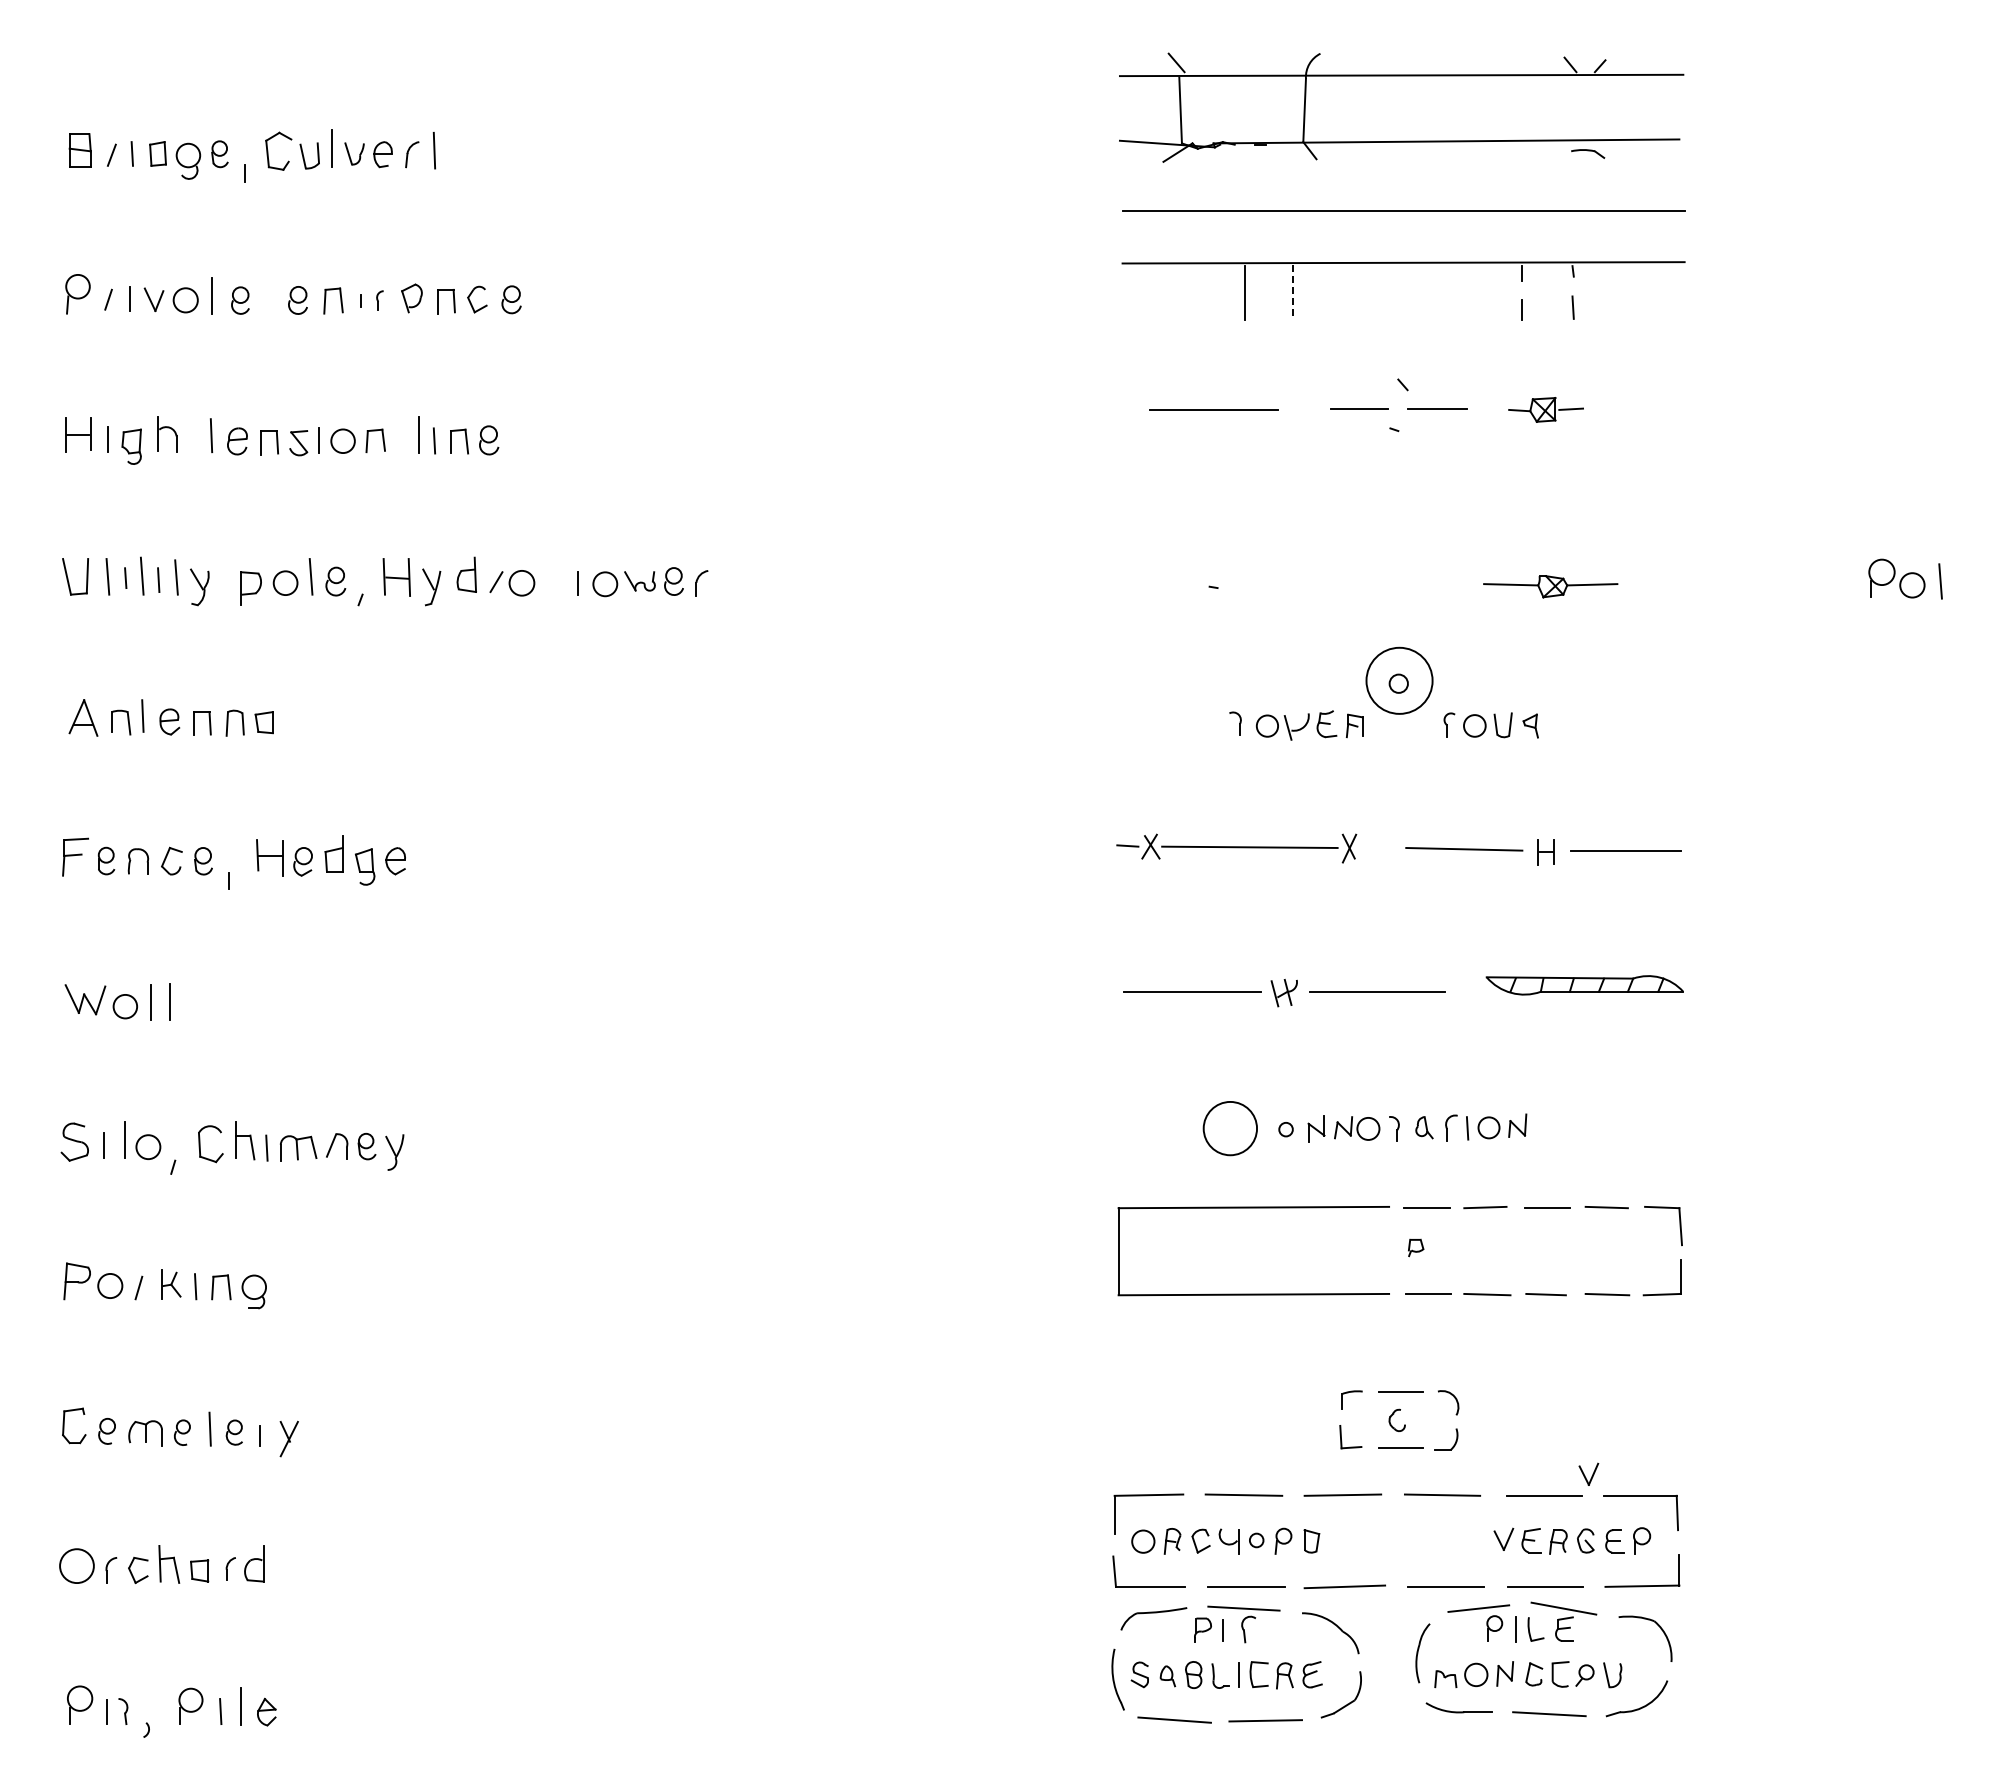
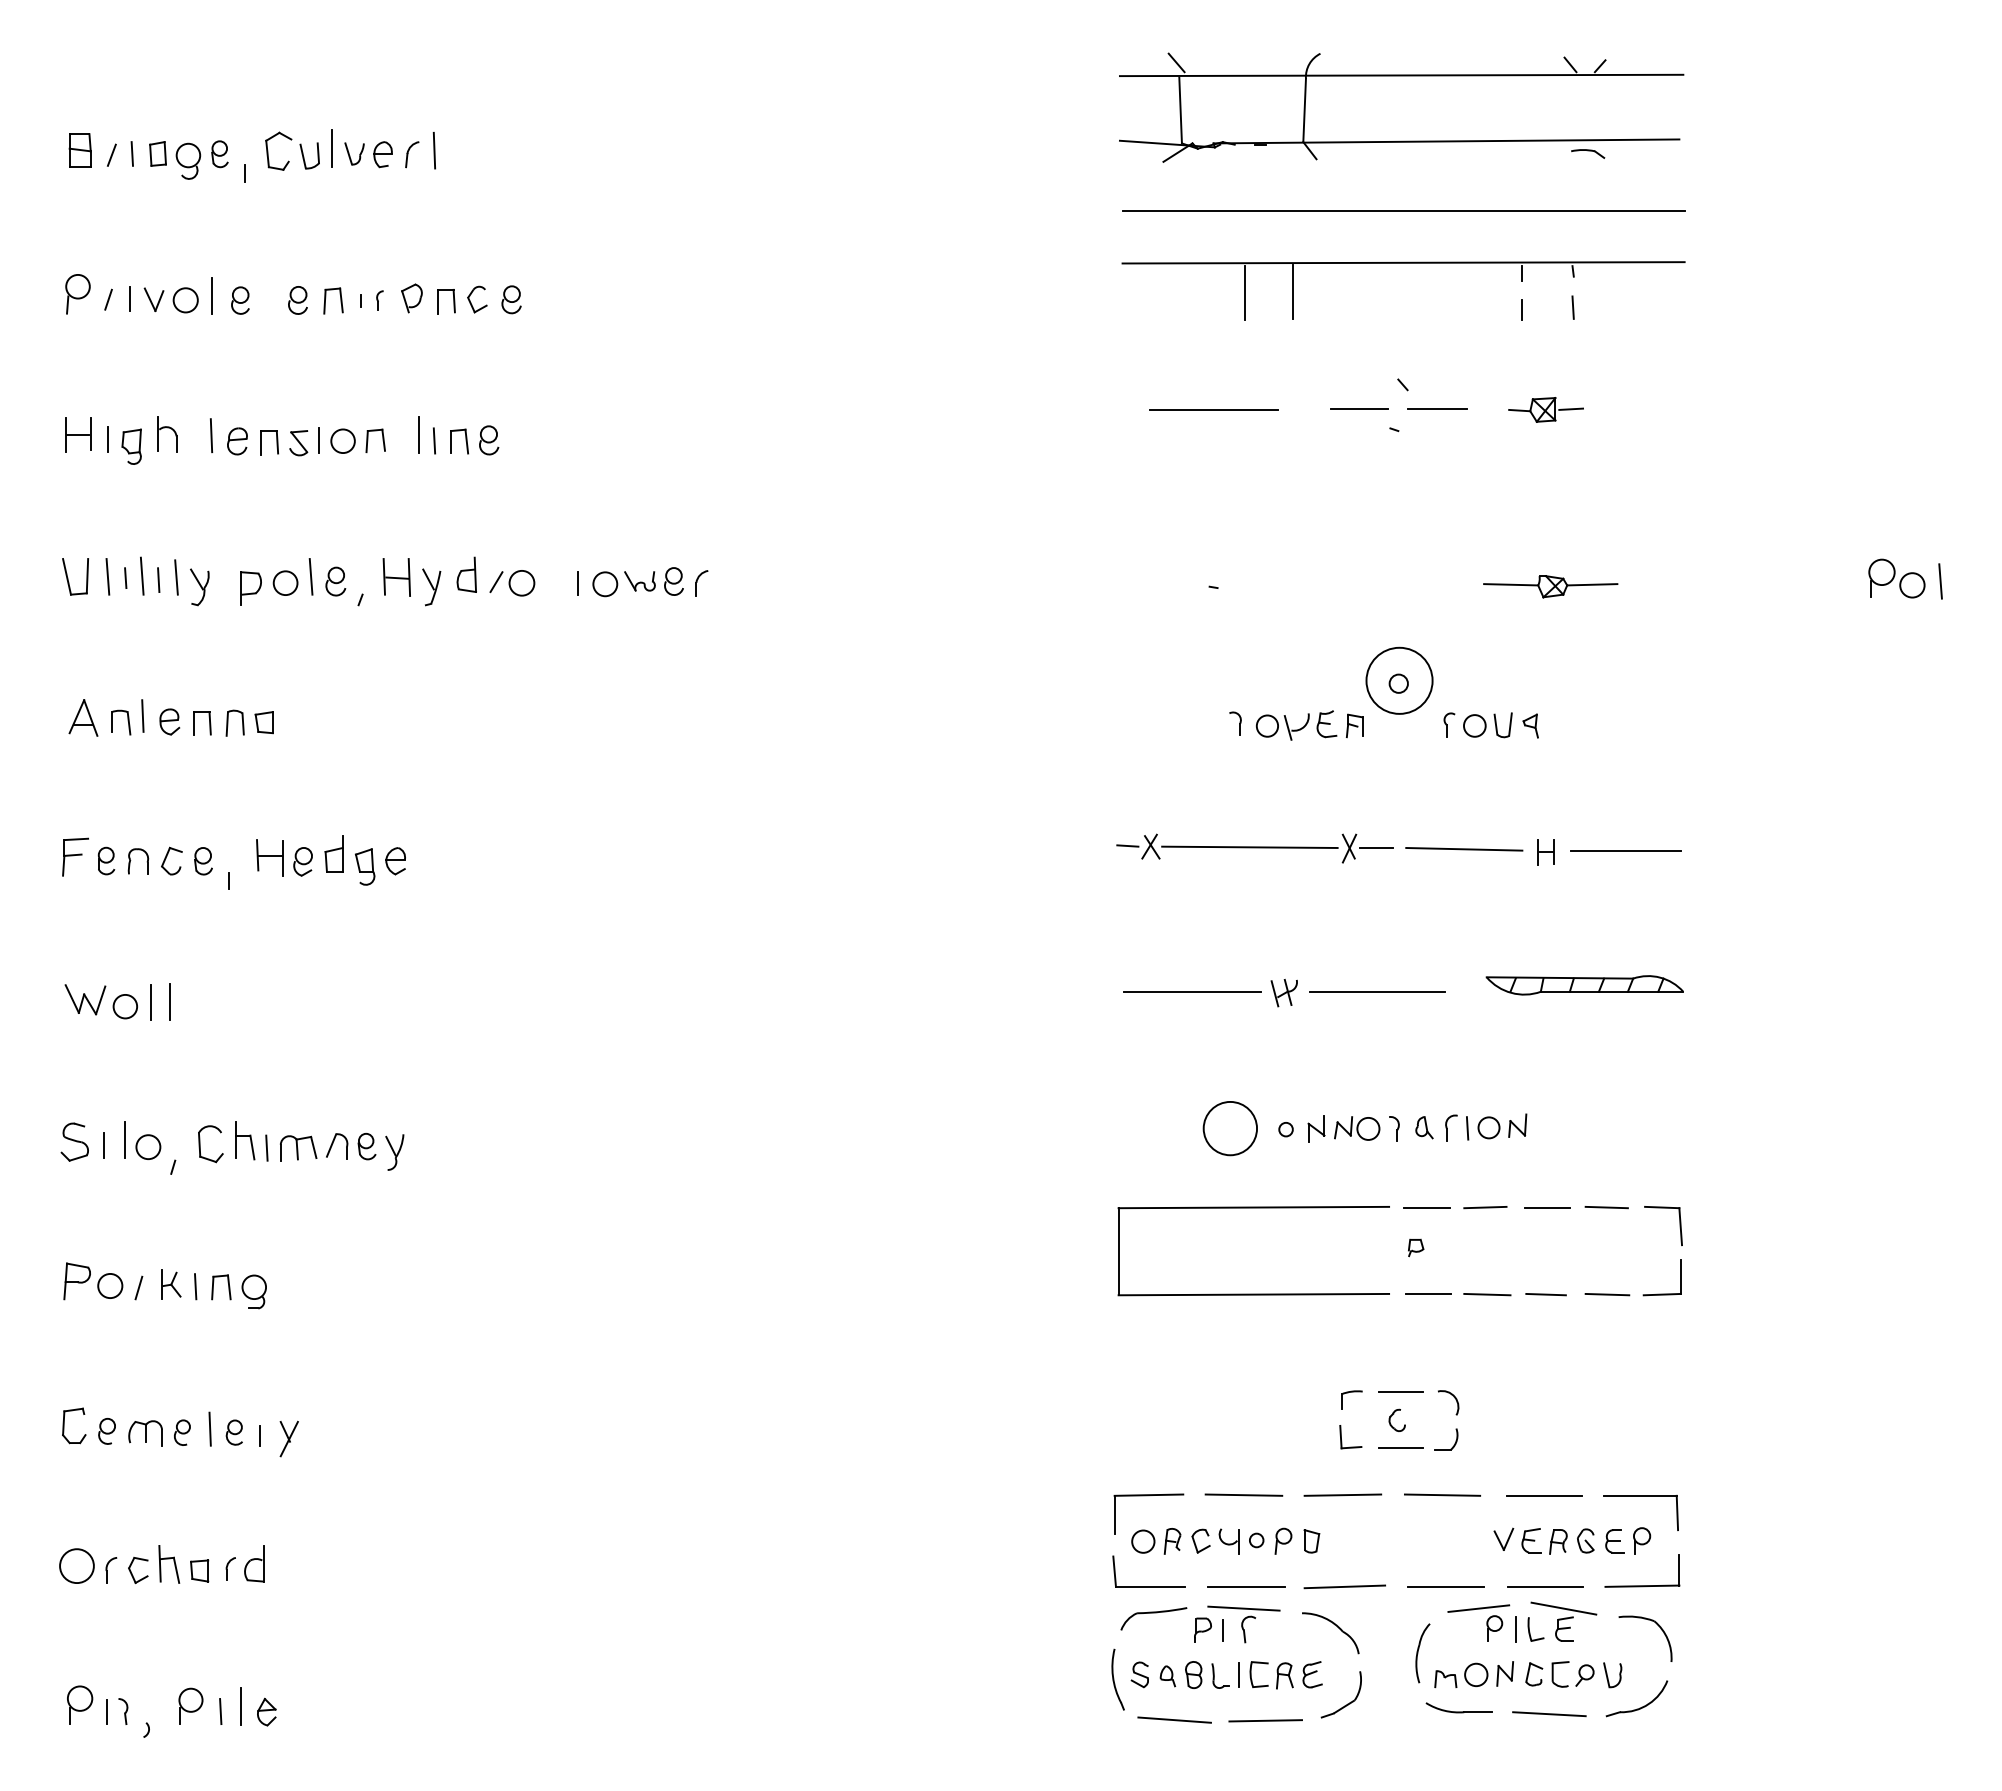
line: dashed -> solid (1292, 292)
line: none -> present (1376, 847)
part: present -> none (1588, 1473)
